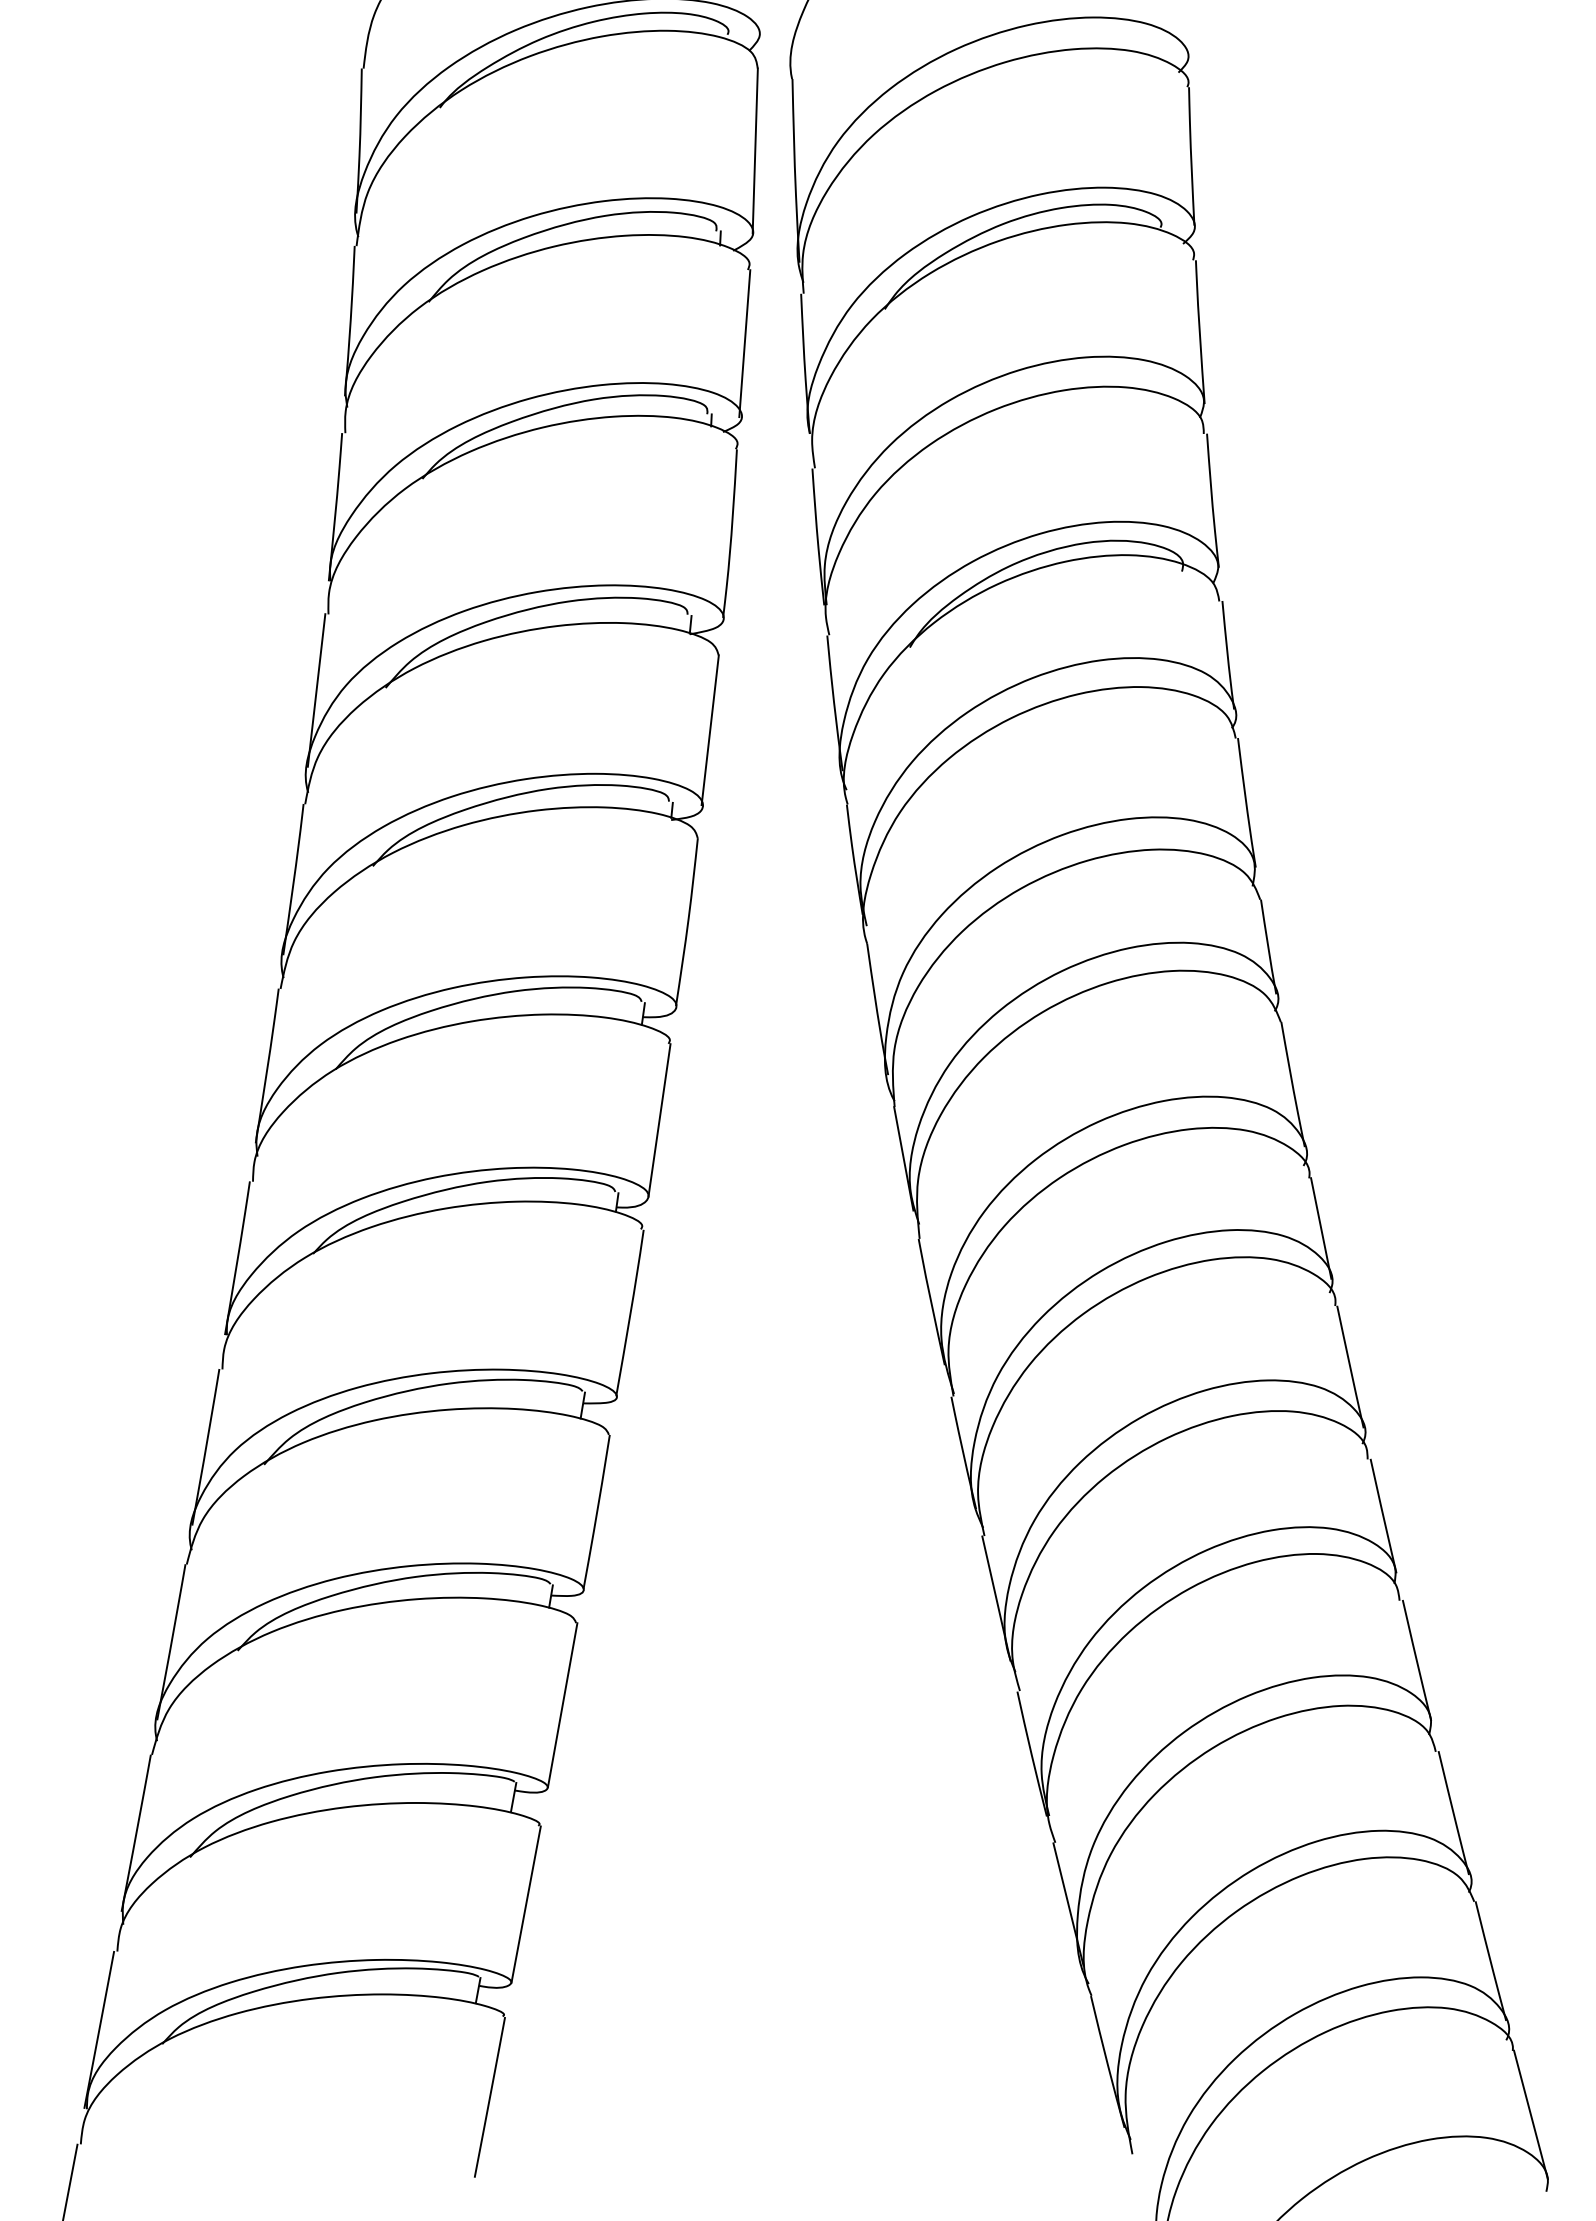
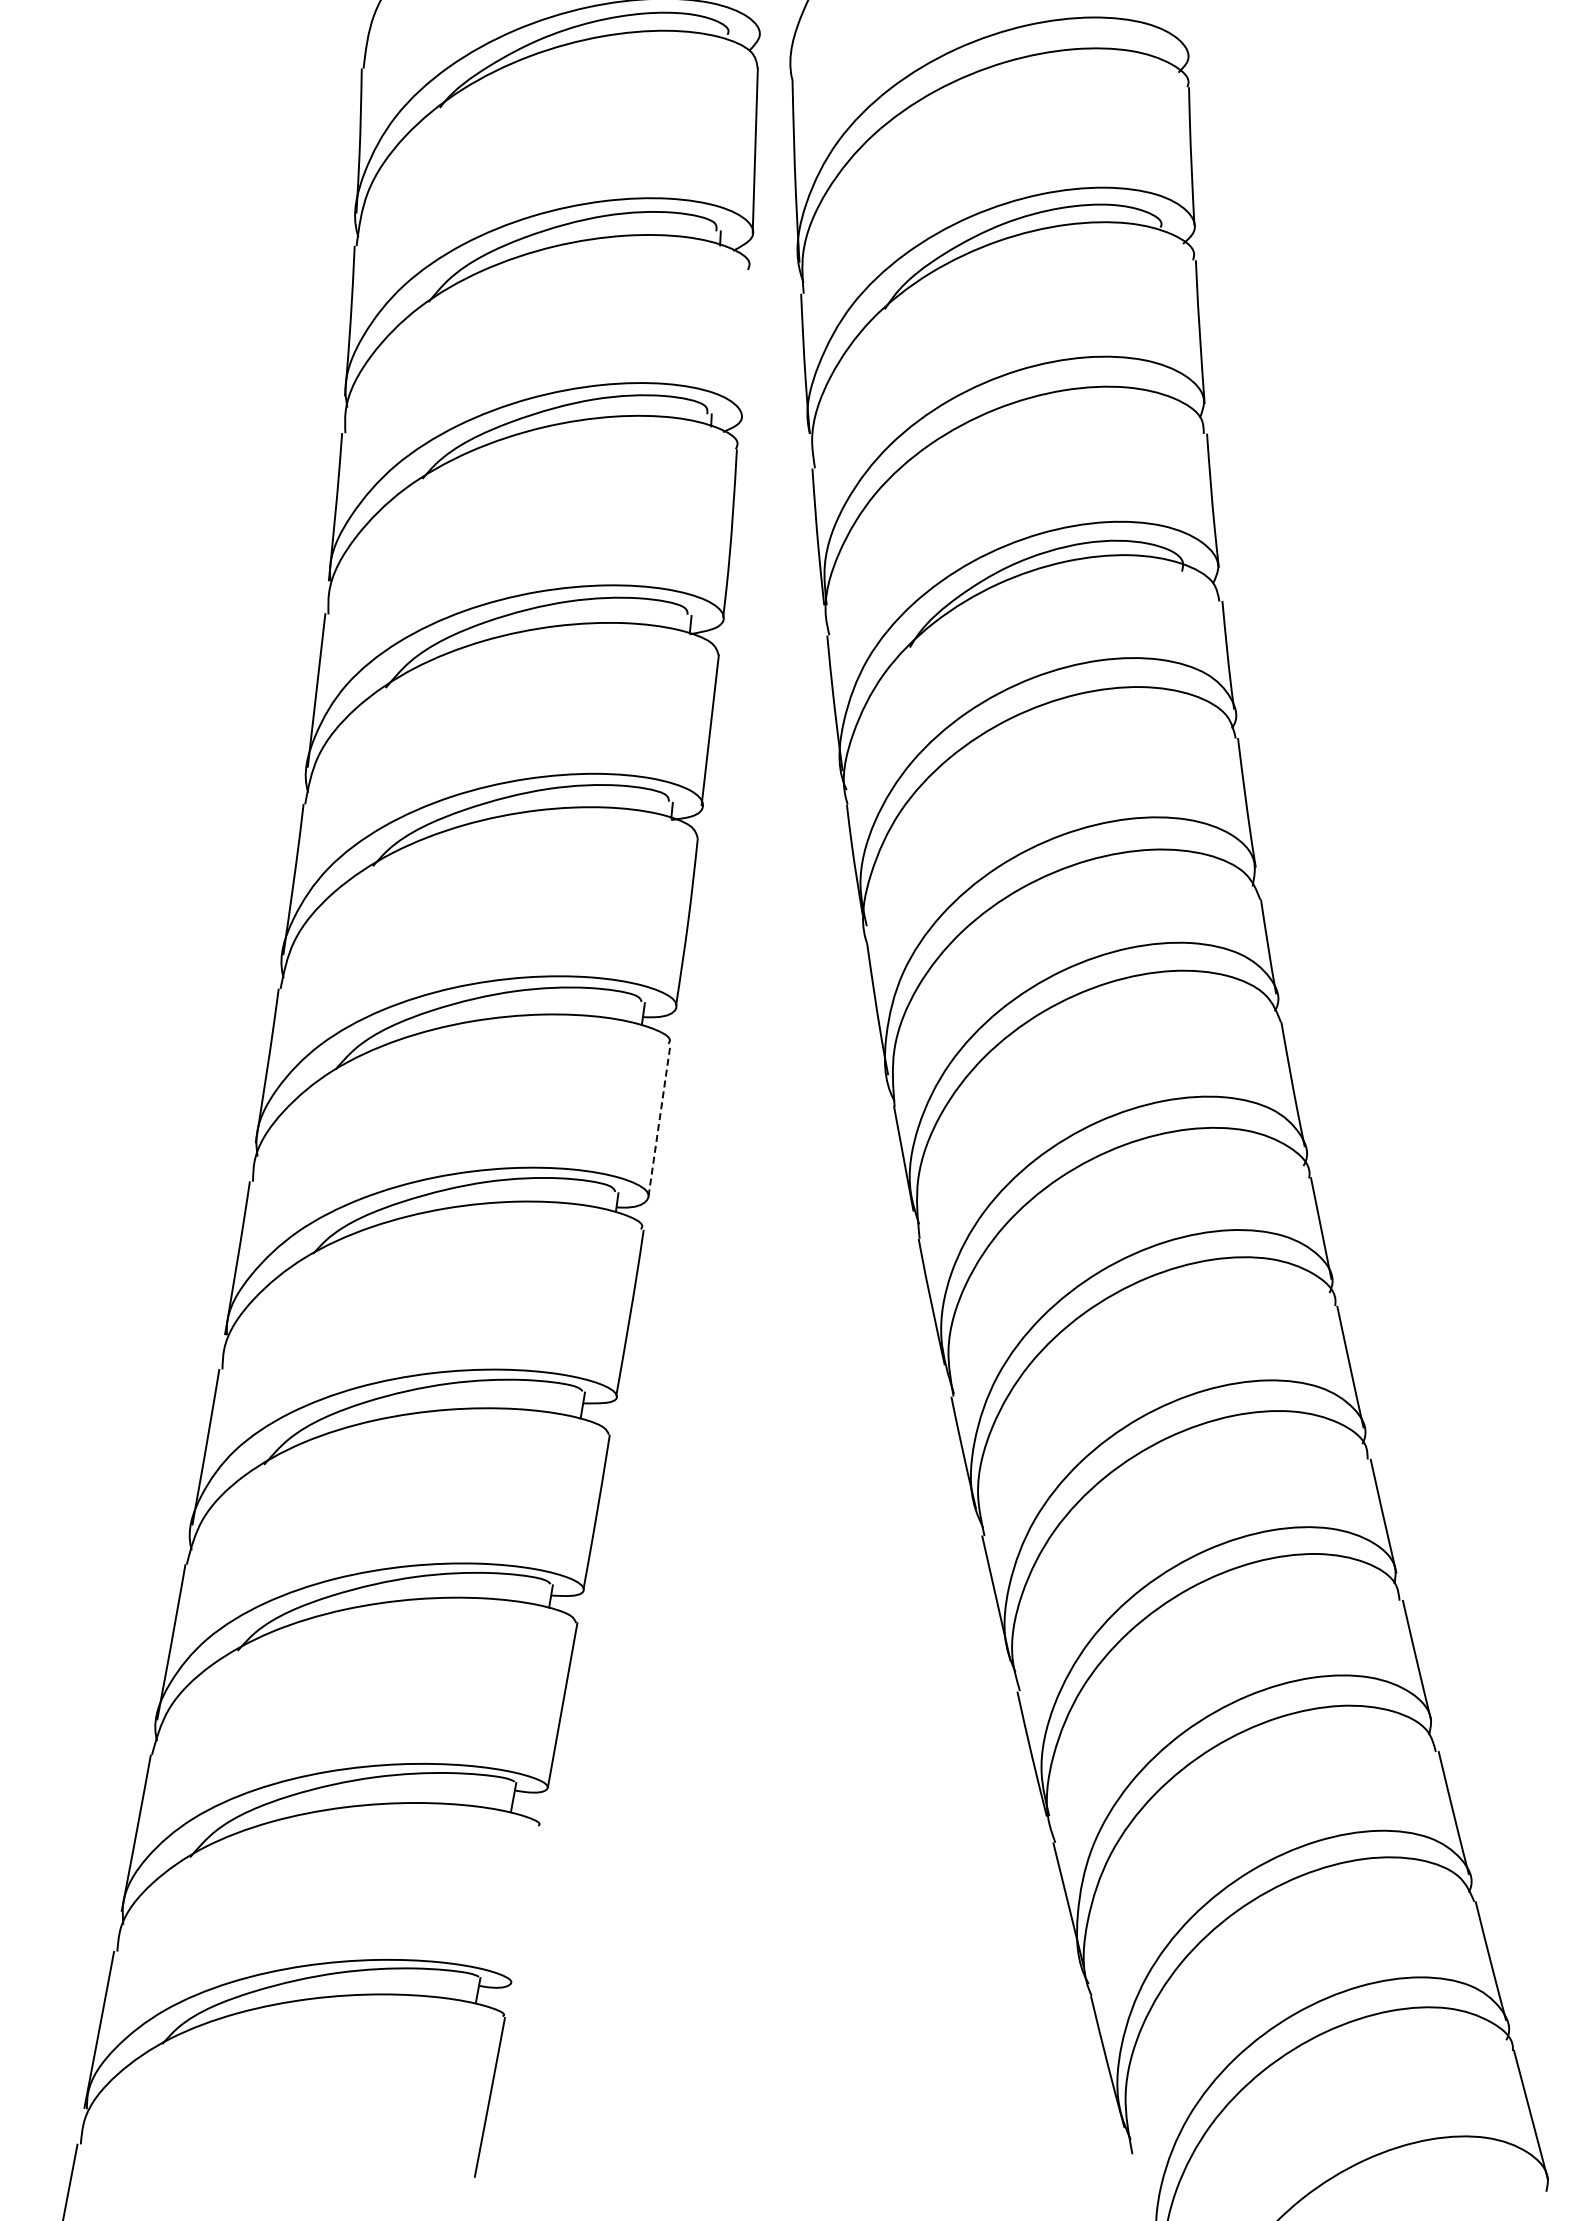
line: present -> none (744, 343)
line: solid -> dashed (659, 1120)
line: present -> none (525, 1904)
